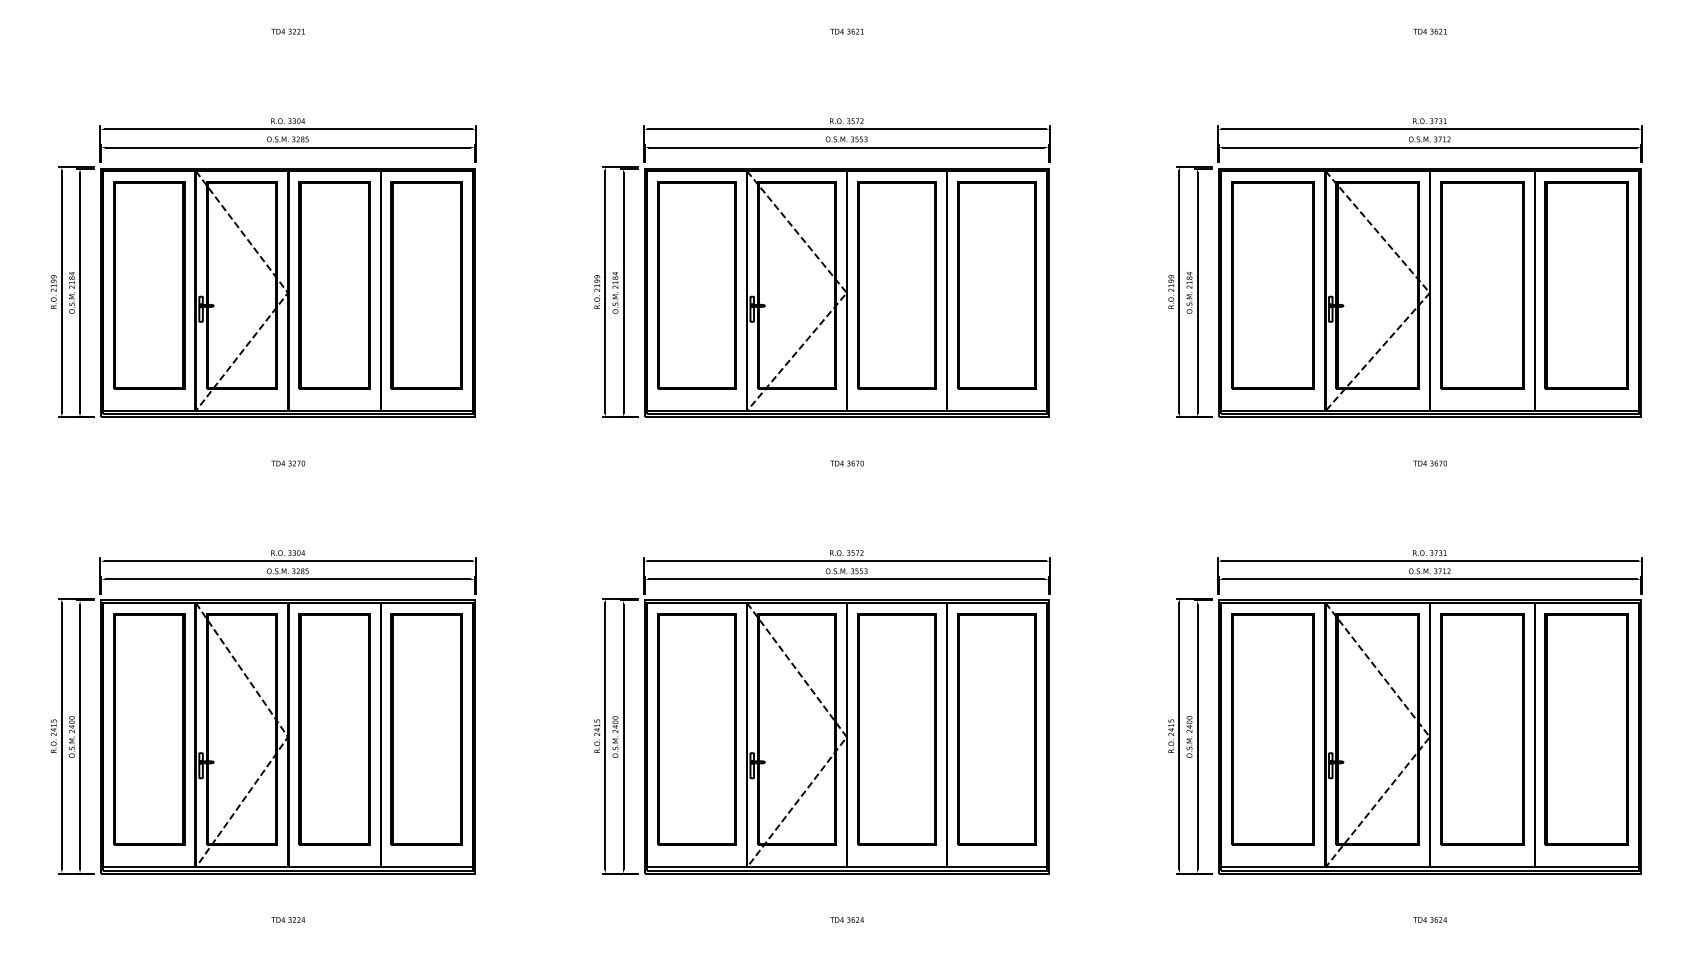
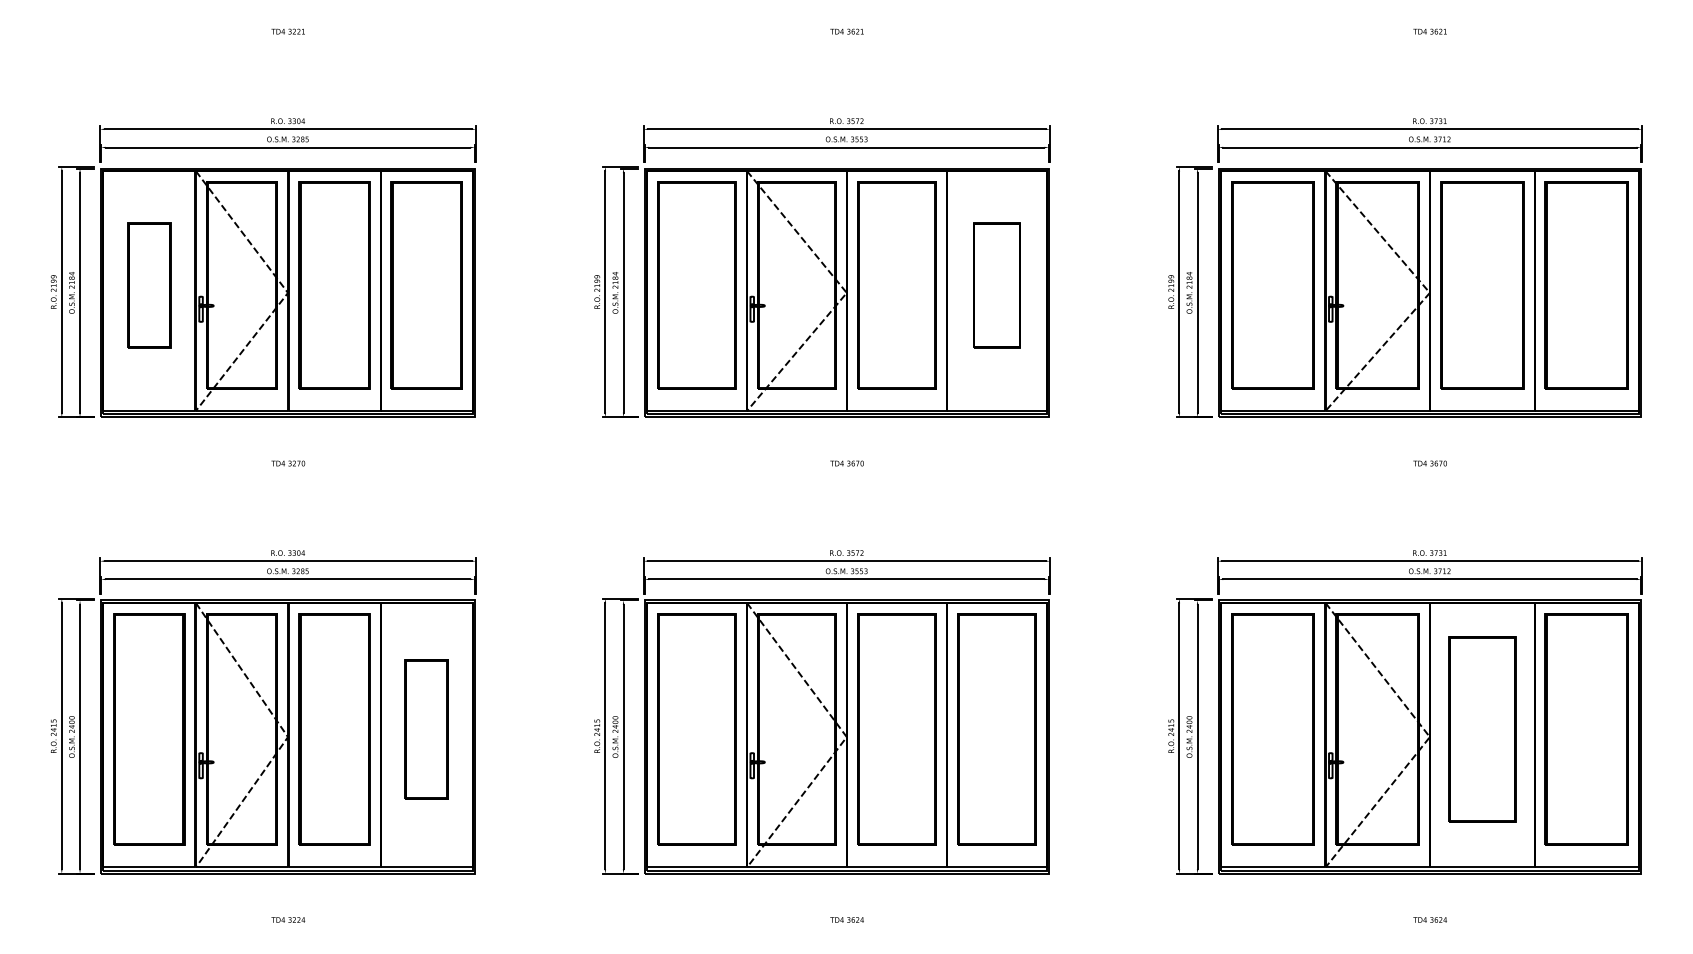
part size: 73x209 px -> 45x127 px (149, 285)
part size: 80x209 px -> 48x127 px (996, 285)
part size: 73x233 px -> 45x141 px (426, 729)
part size: 85x233 px -> 69x187 px (1482, 729)
